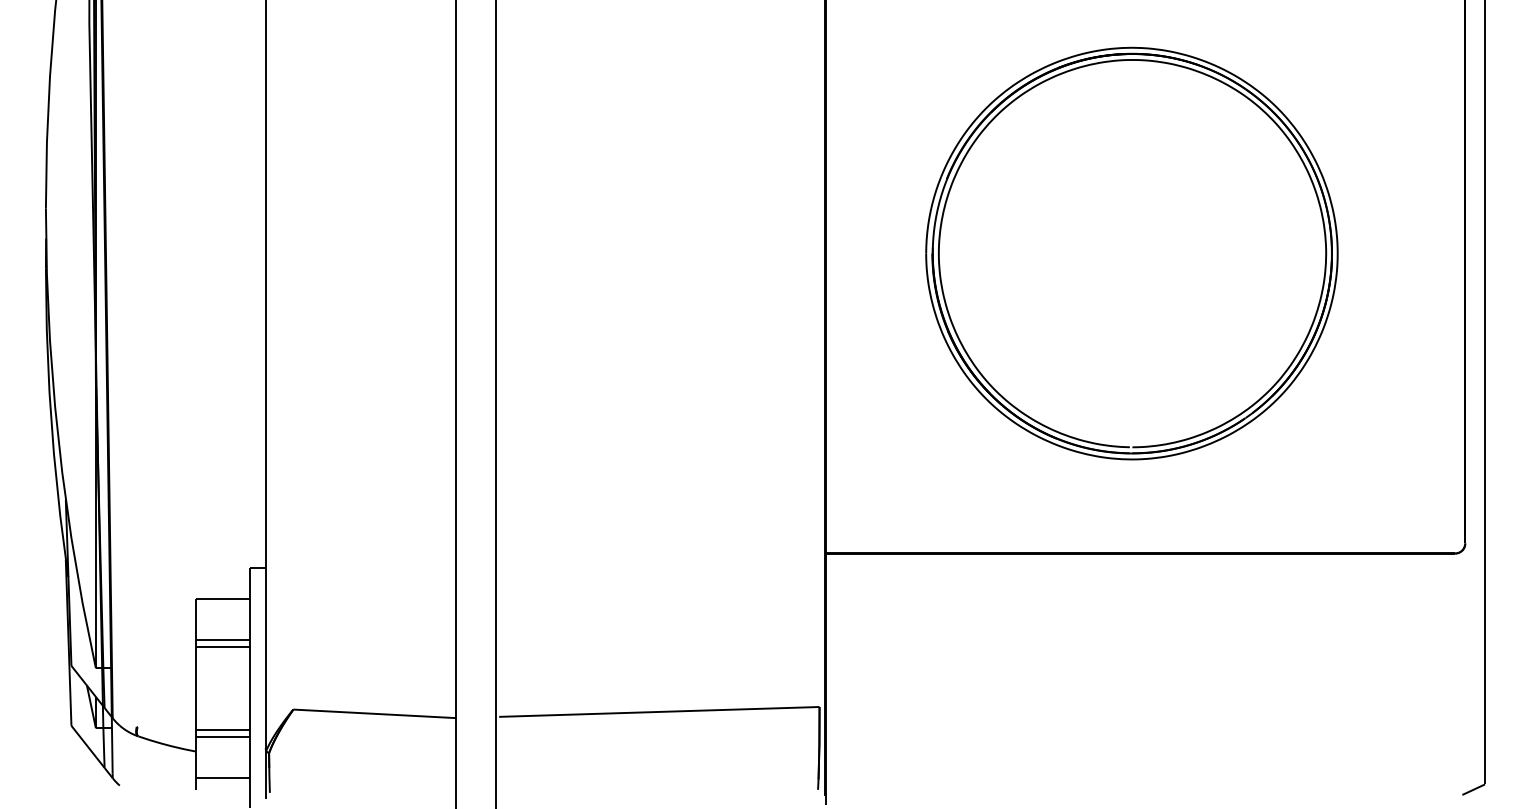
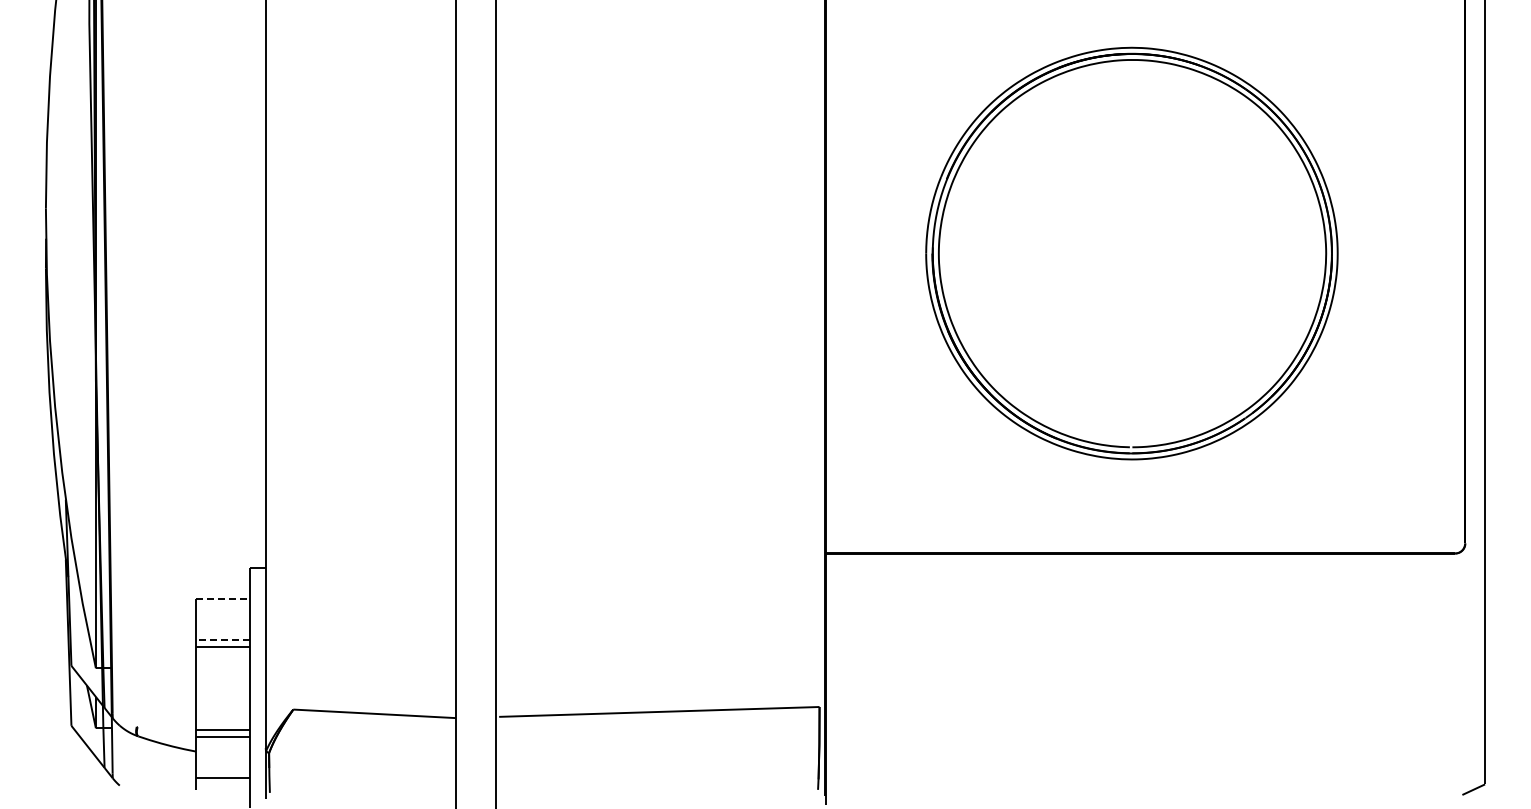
line: solid -> dashed (222, 598)
line: solid -> dashed (222, 639)
